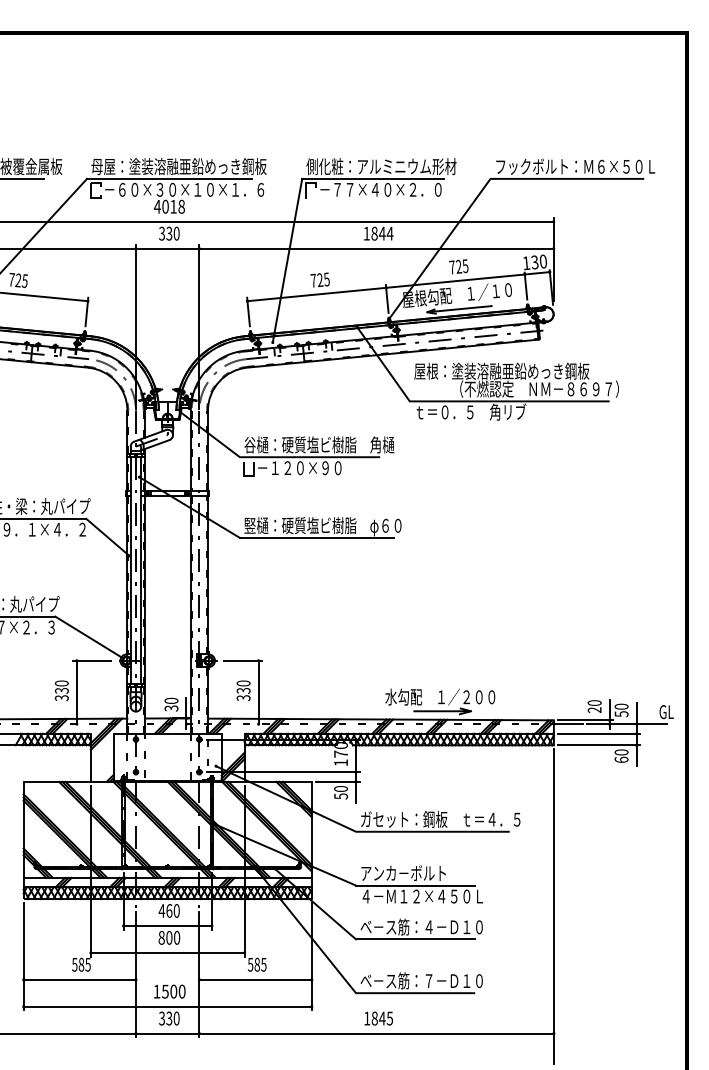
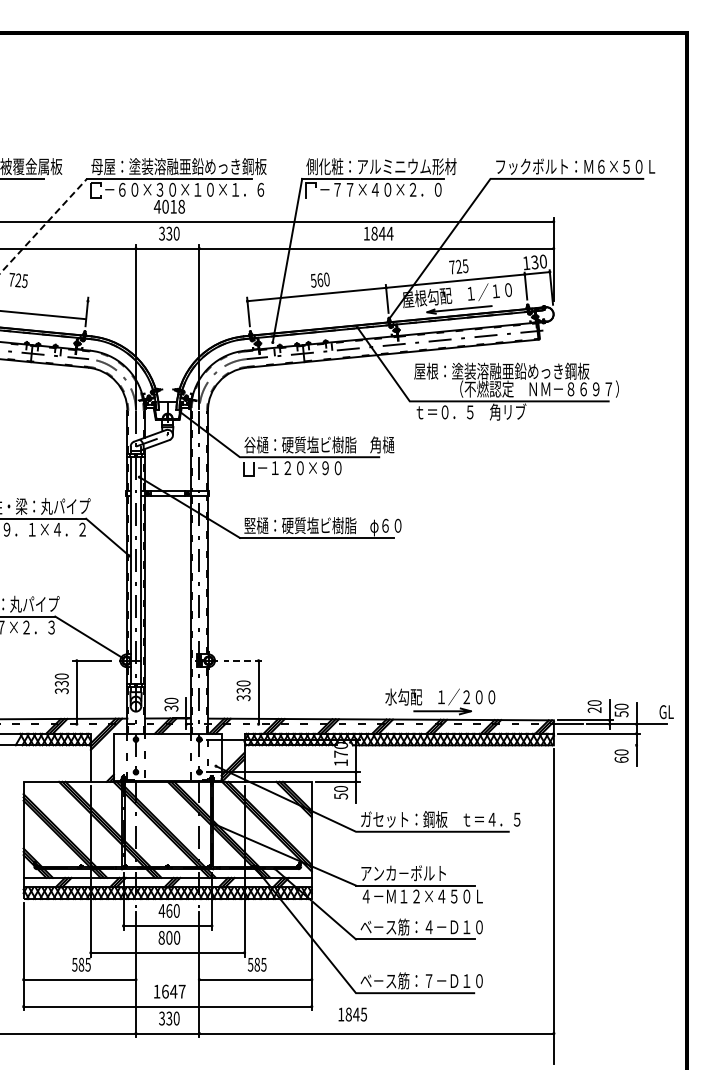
line: solid -> dashed (43, 225)
text: 725 -> 560 (319, 279)
line position: (44, 296) -> (43, 315) (43, 315)
line: solid -> dashed (242, 660)
text position: (61, 690) -> (61, 683) (61, 683)
line: present -> none (598, 745)
text: 1500 -> 1647 (173, 991)
text position: (378, 1018) -> (352, 1014) (352, 1014)
